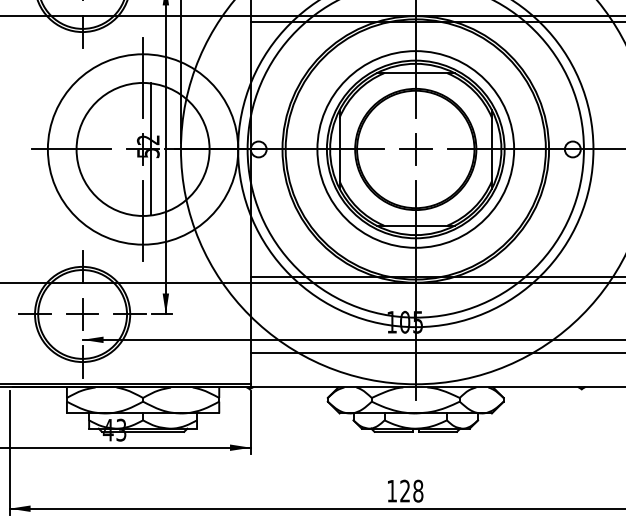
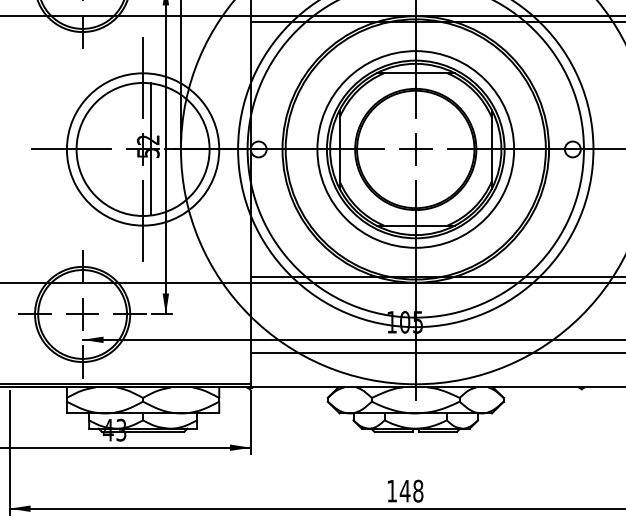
circle diameter: 190 px -> 152 px (142, 149)
text: 128 -> 148 (404, 490)
